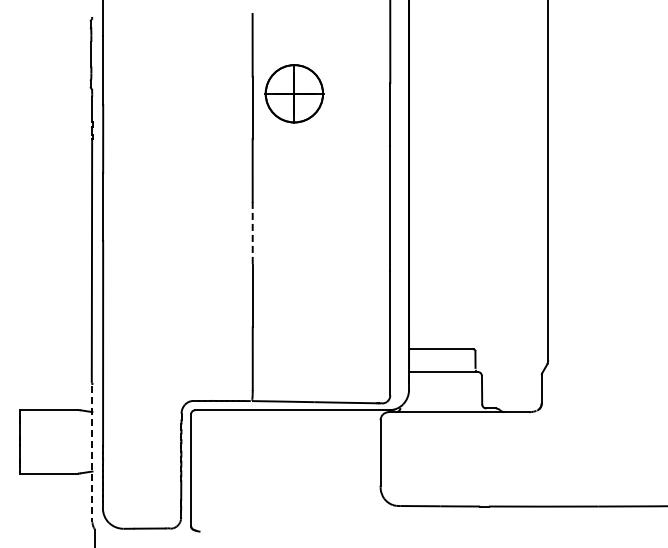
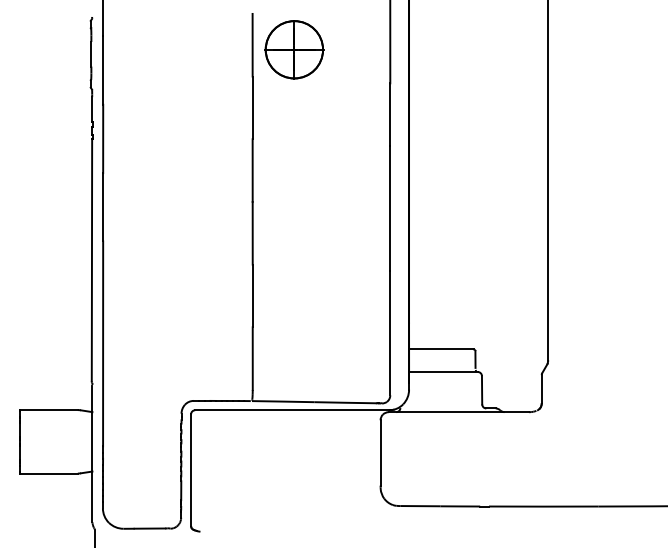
part position: (294, 93) -> (294, 49) (294, 49)
line: dashed -> solid (252, 233)
line: dashed -> solid (92, 454)
